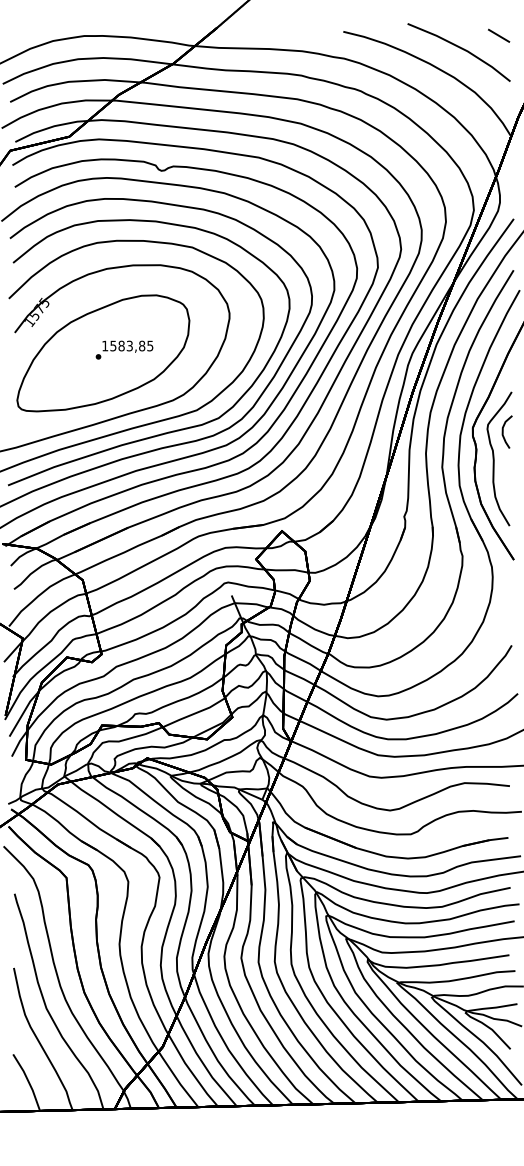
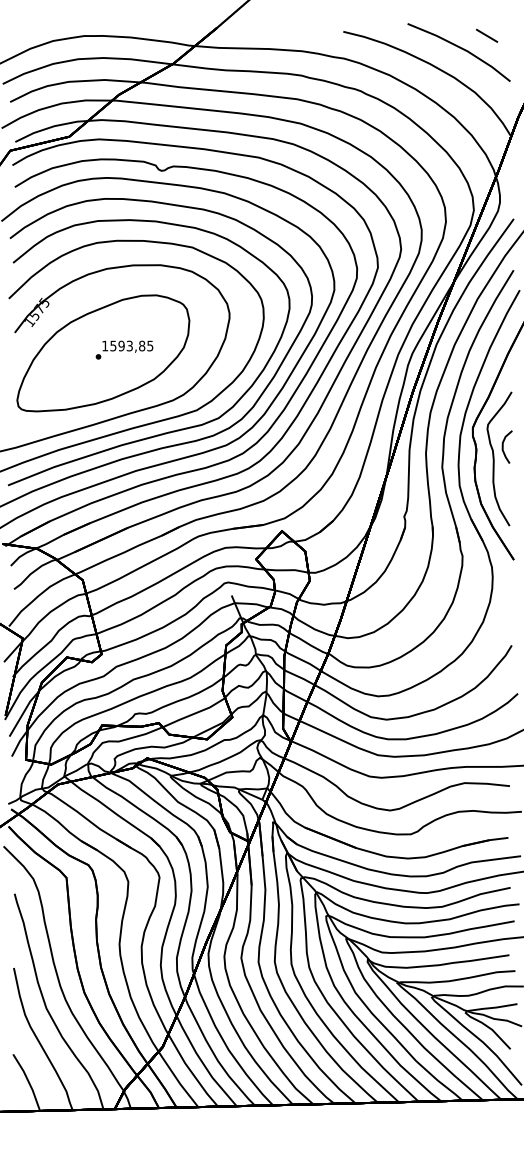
line position: (499, 35) -> (487, 35) (487, 35)
text: 1583,85 -> 1593,85 (121, 346)
curve position: (503, 431) -> (503, 446) (503, 446)
